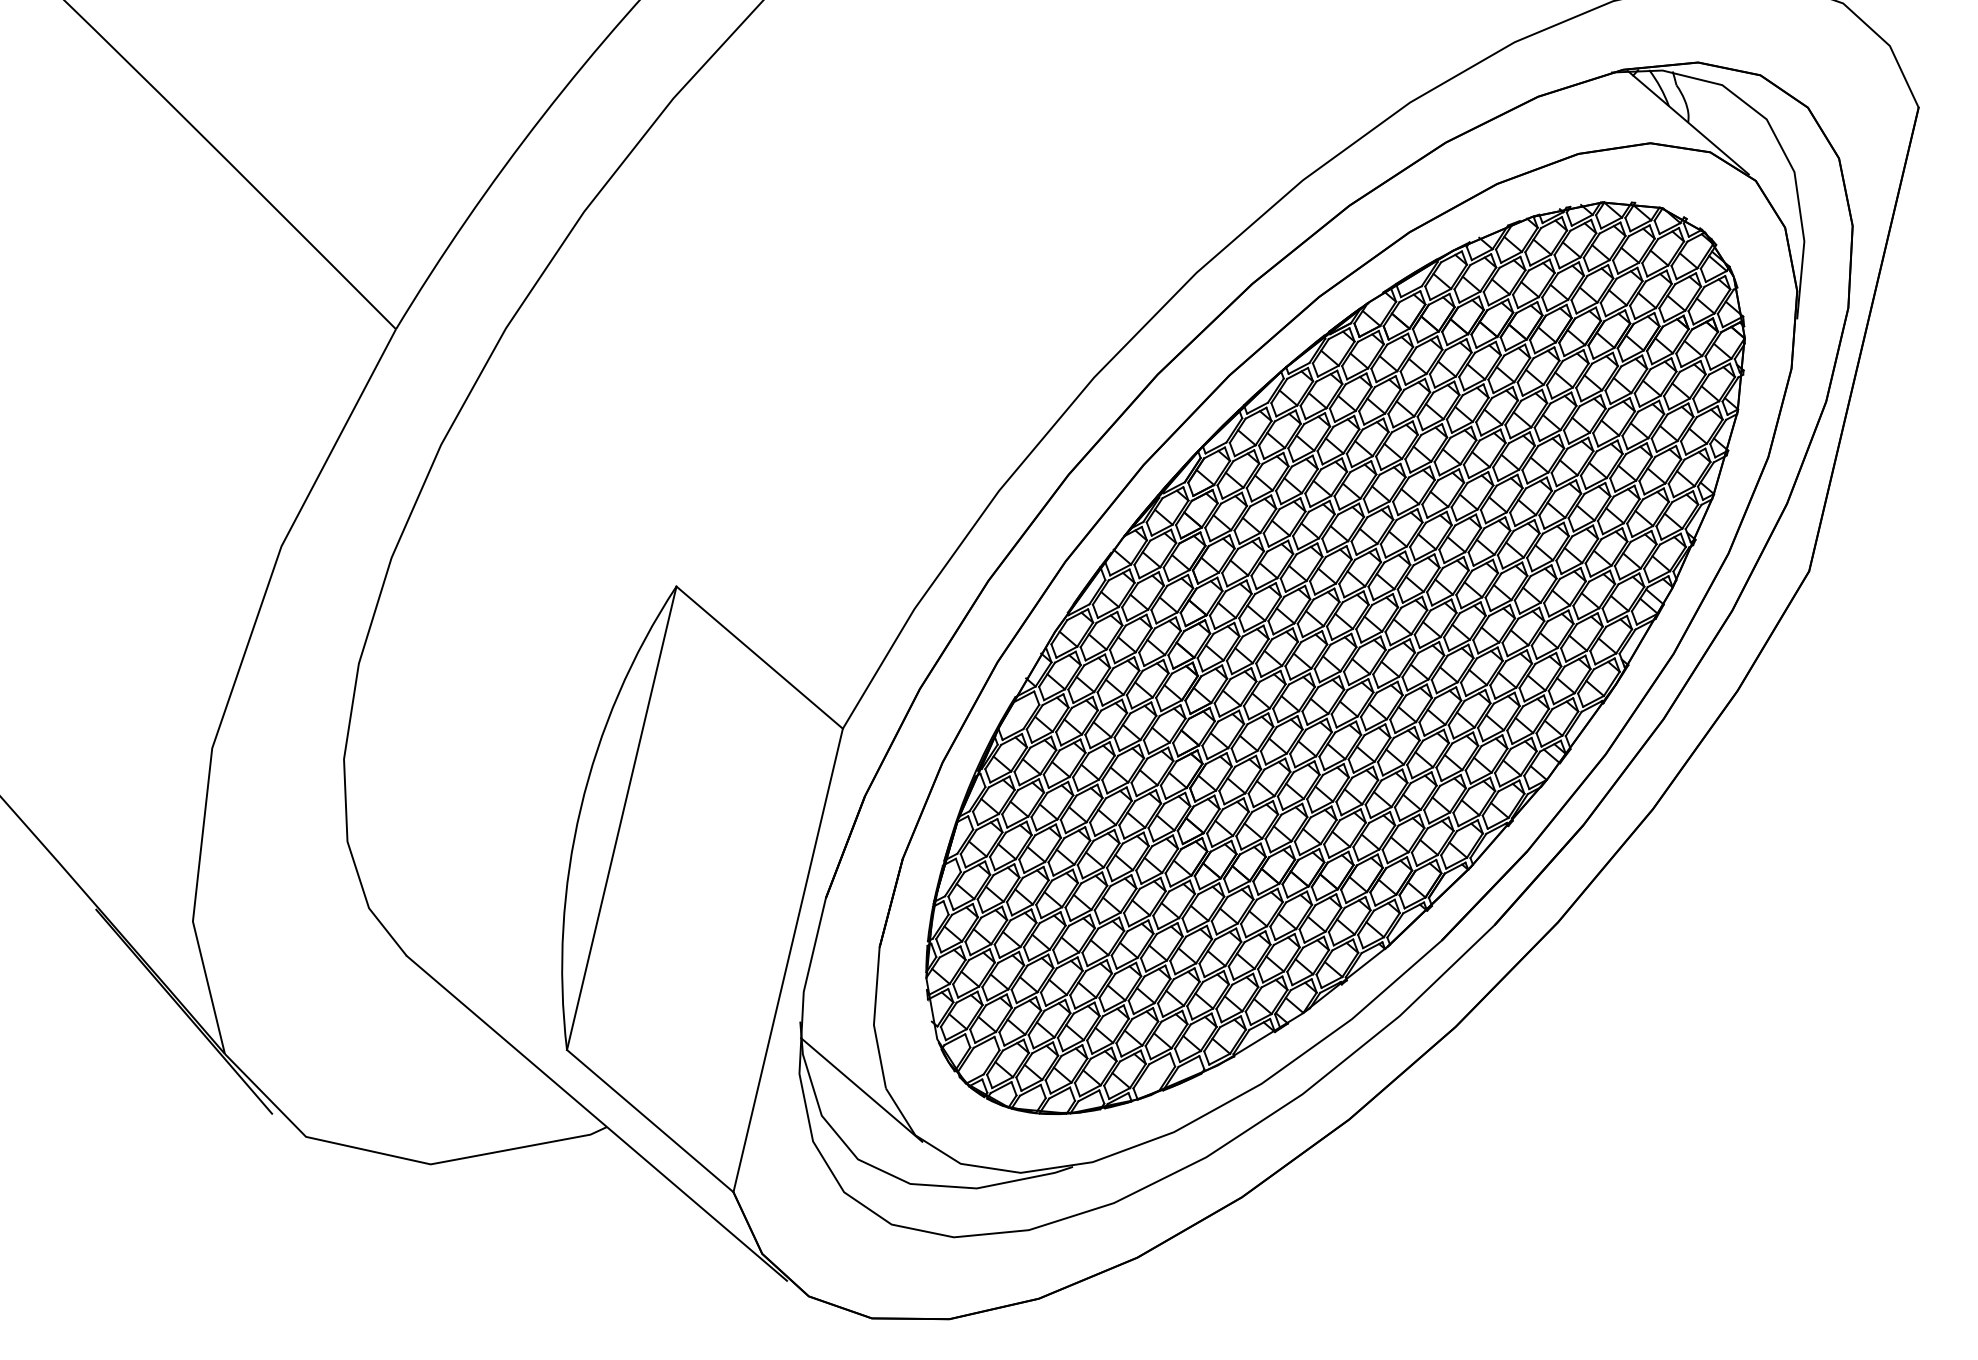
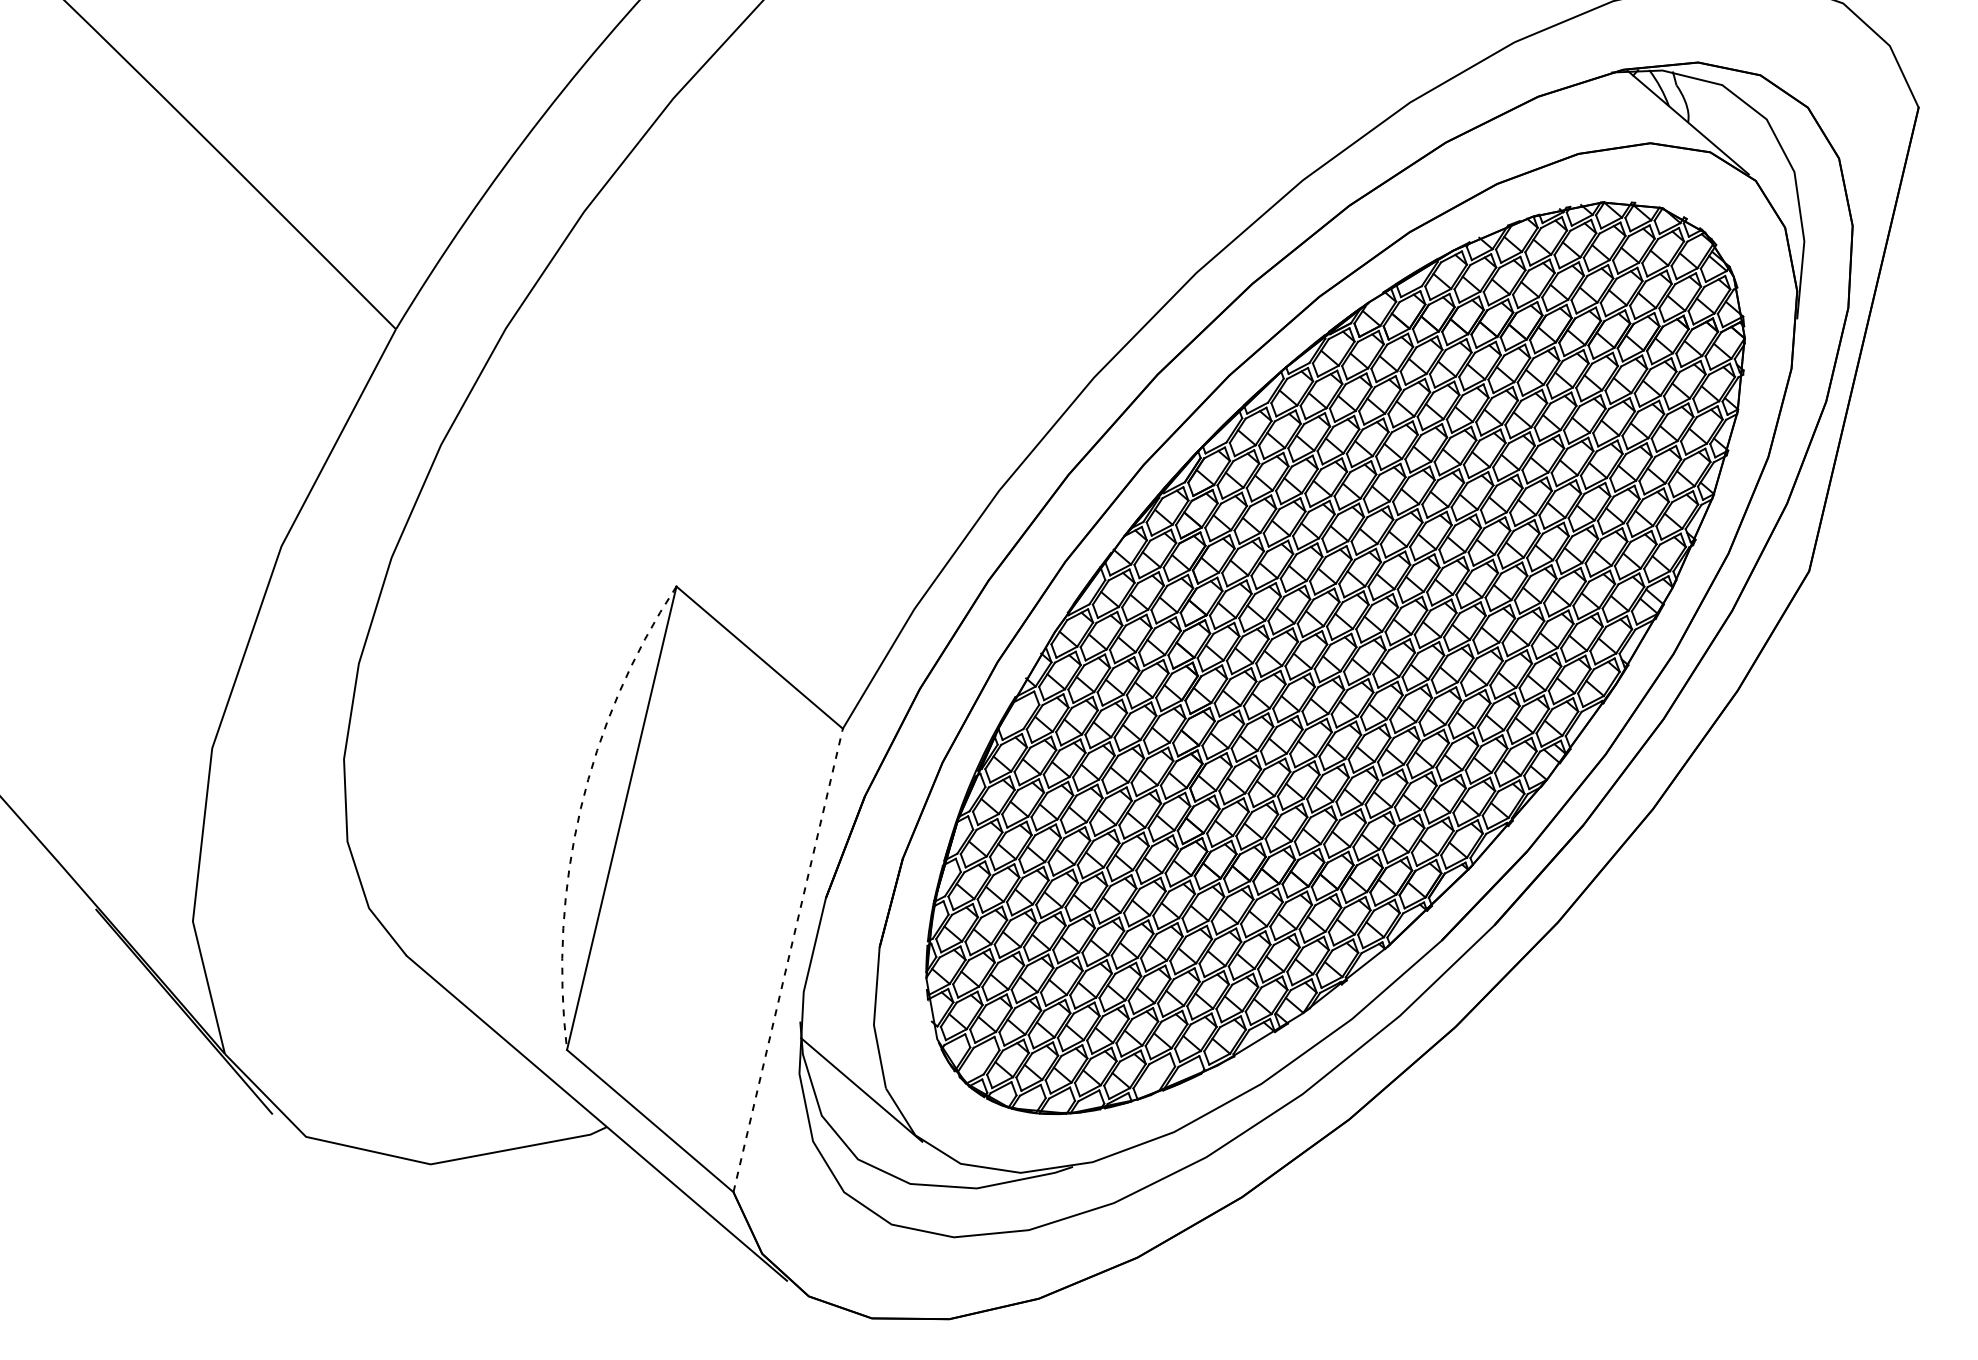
arc: solid -> dashed (580, 808)
line: solid -> dashed (788, 959)
